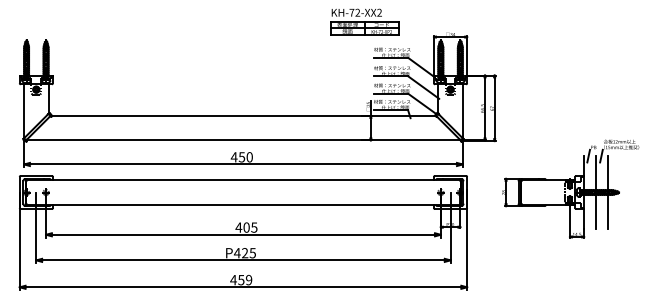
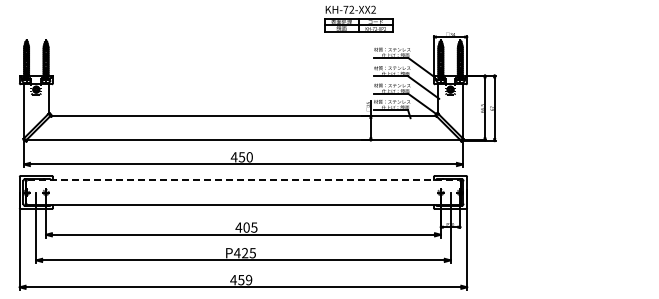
part position: (364, 21) -> (358, 18) (358, 18)
line: solid -> dashed (243, 180)
part: present -> none (570, 188)
